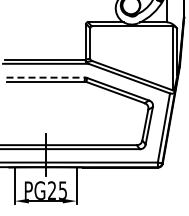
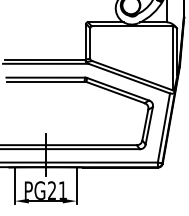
line: dashed -> solid (46, 77)
text: PG25 -> PG21 (62, 190)
